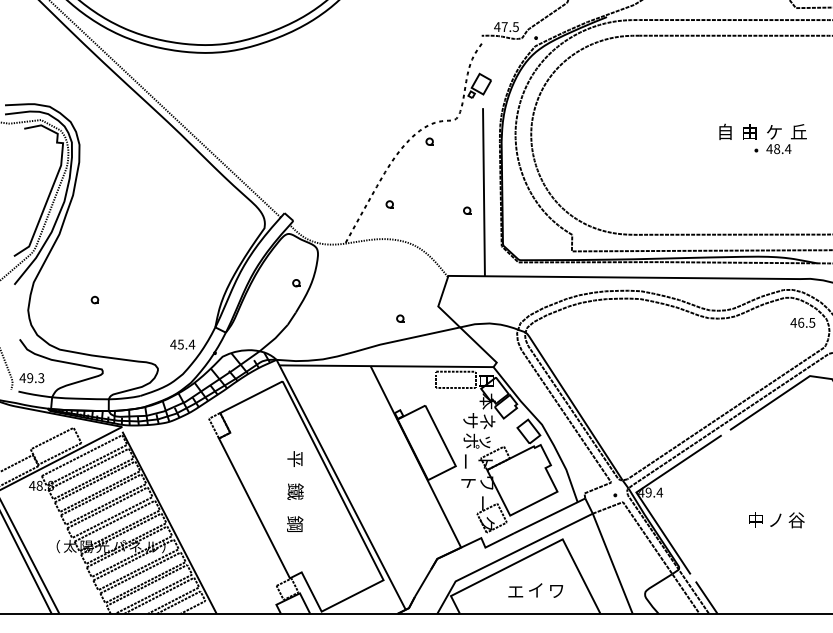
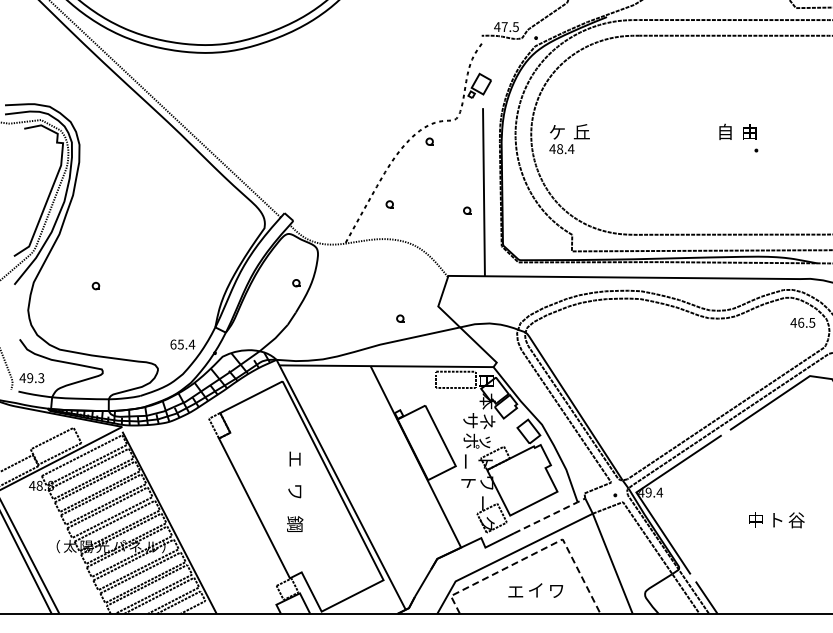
text position: (786, 139) -> (569, 139) (569, 139)
part position: (94, 299) -> (95, 285) (95, 285)
text: 45.4 -> 65.4 (173, 344)
text: 平 -> エ (294, 458)
text: 鐵 -> ワ (295, 491)
line: solid -> dashed (550, 515)
text: ノ -> ト (776, 520)
line: solid -> dashed (535, 553)
